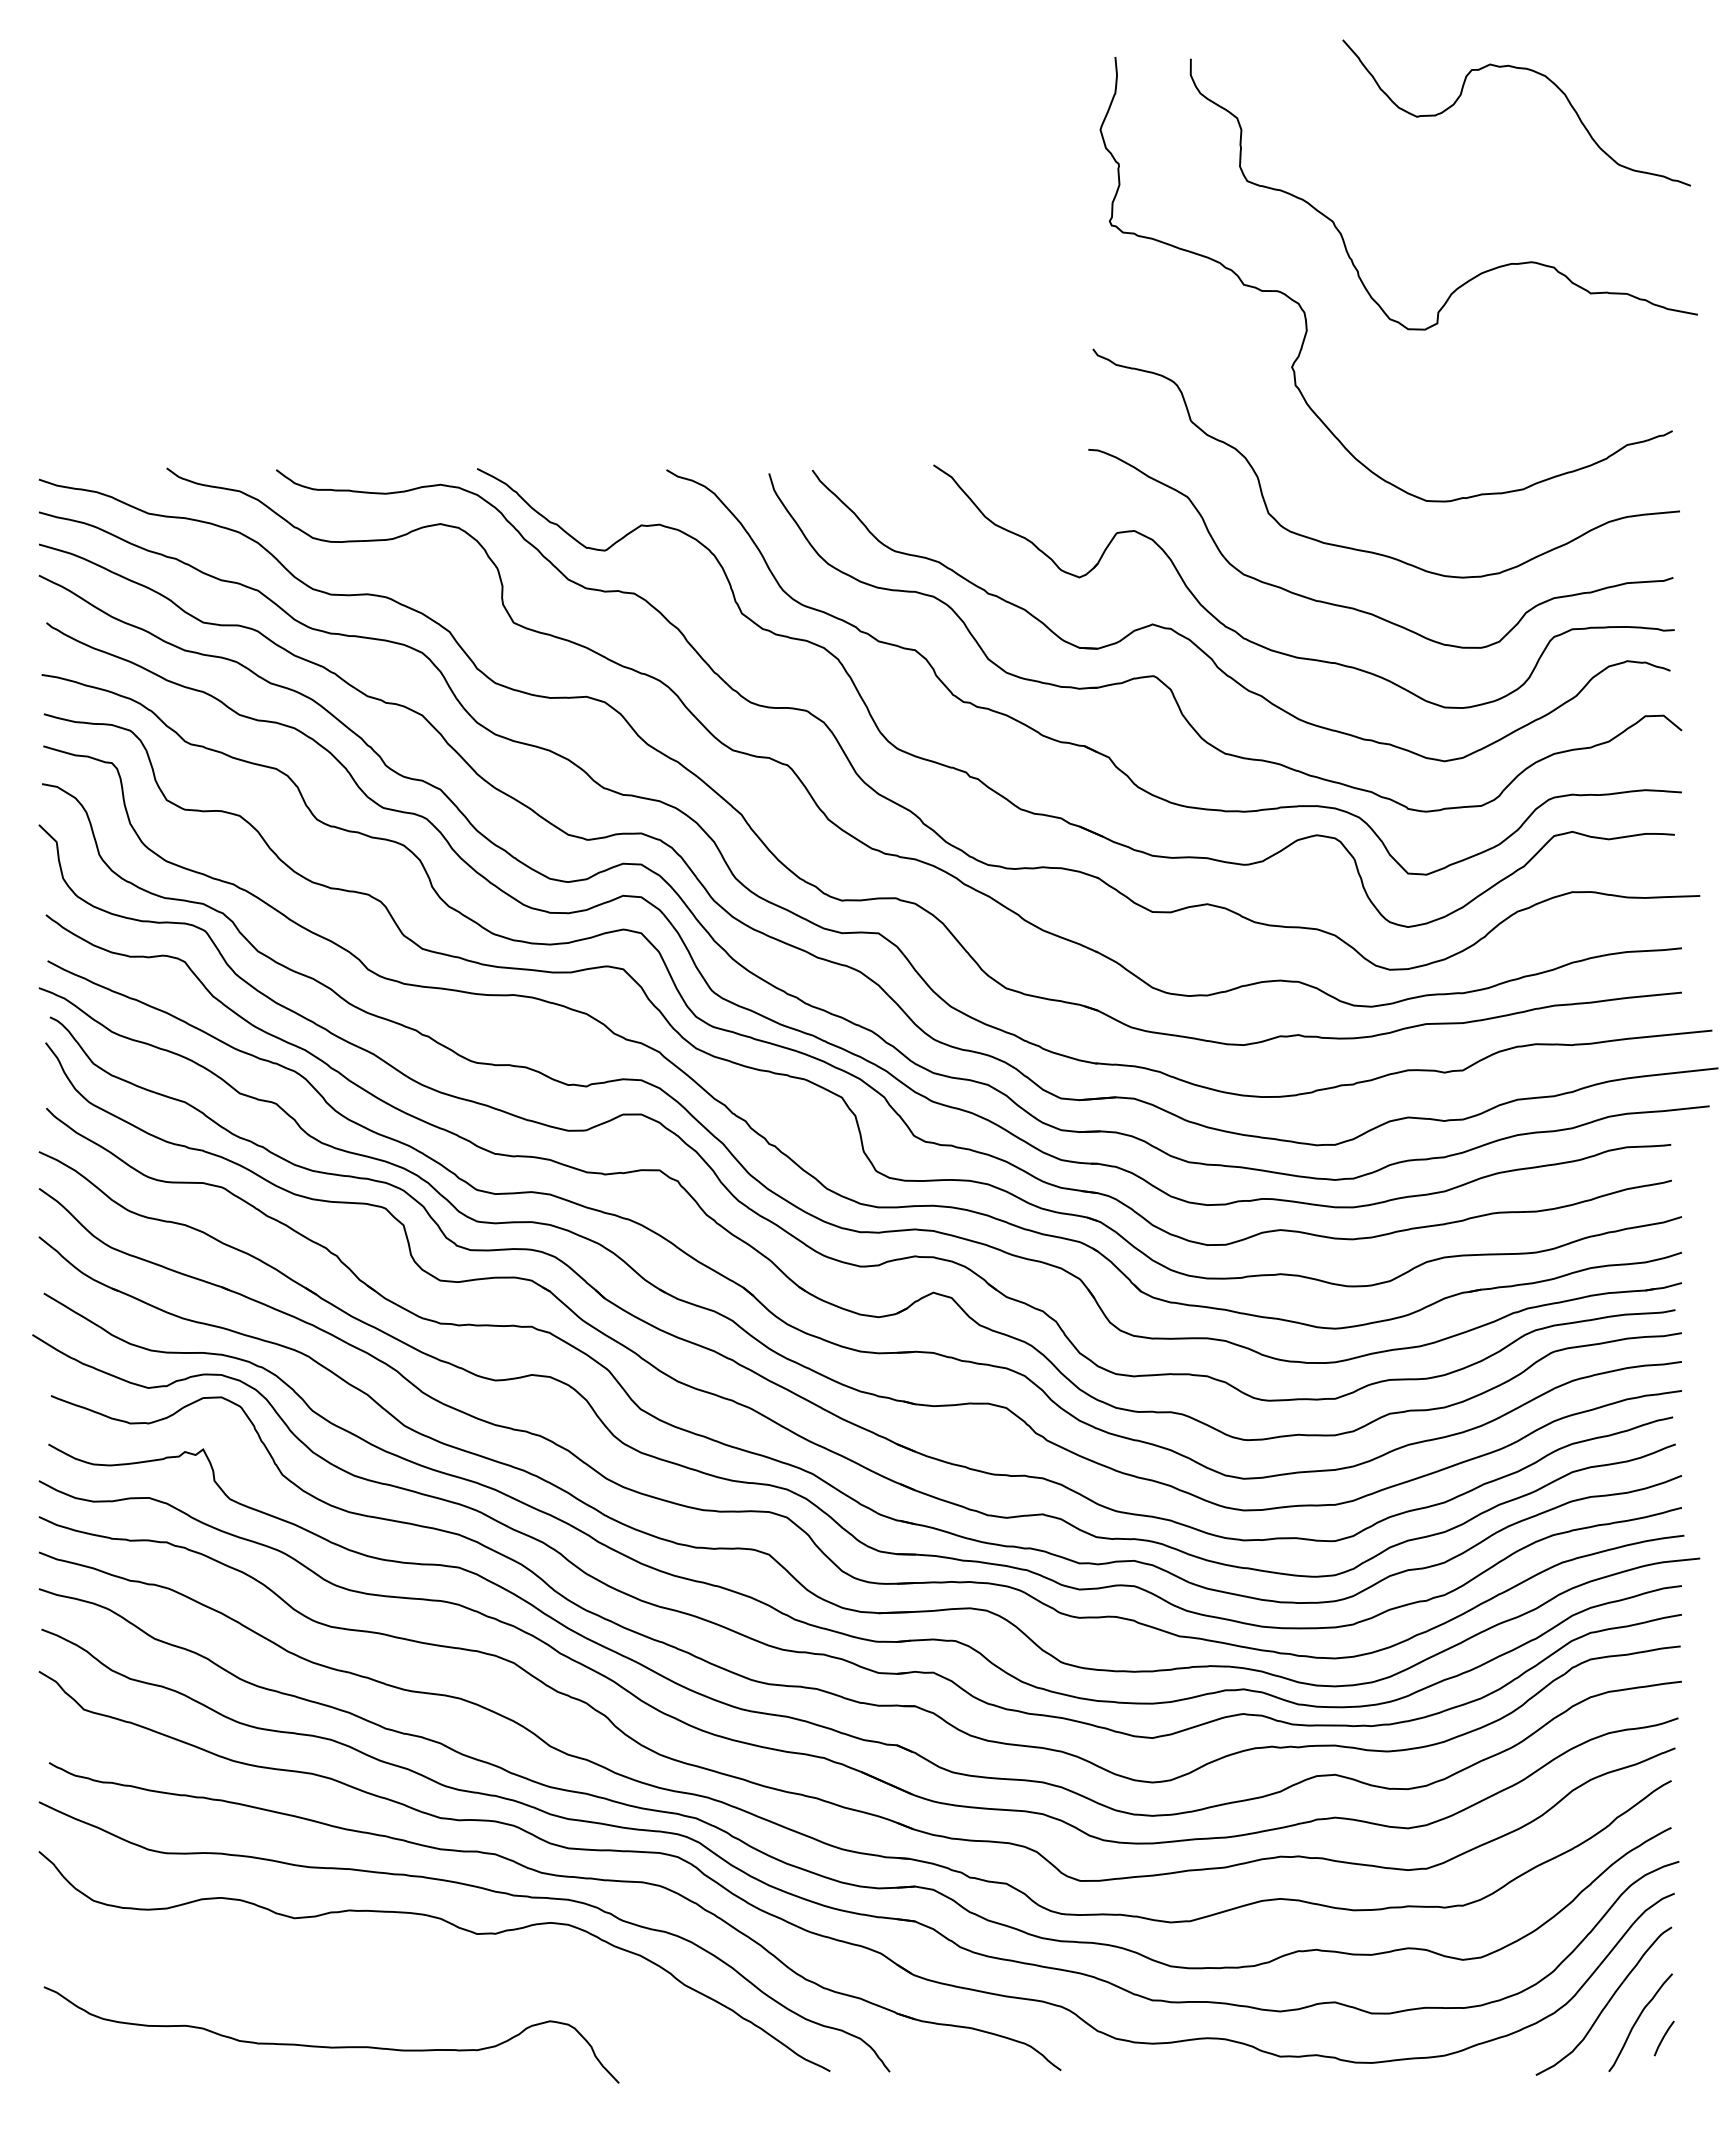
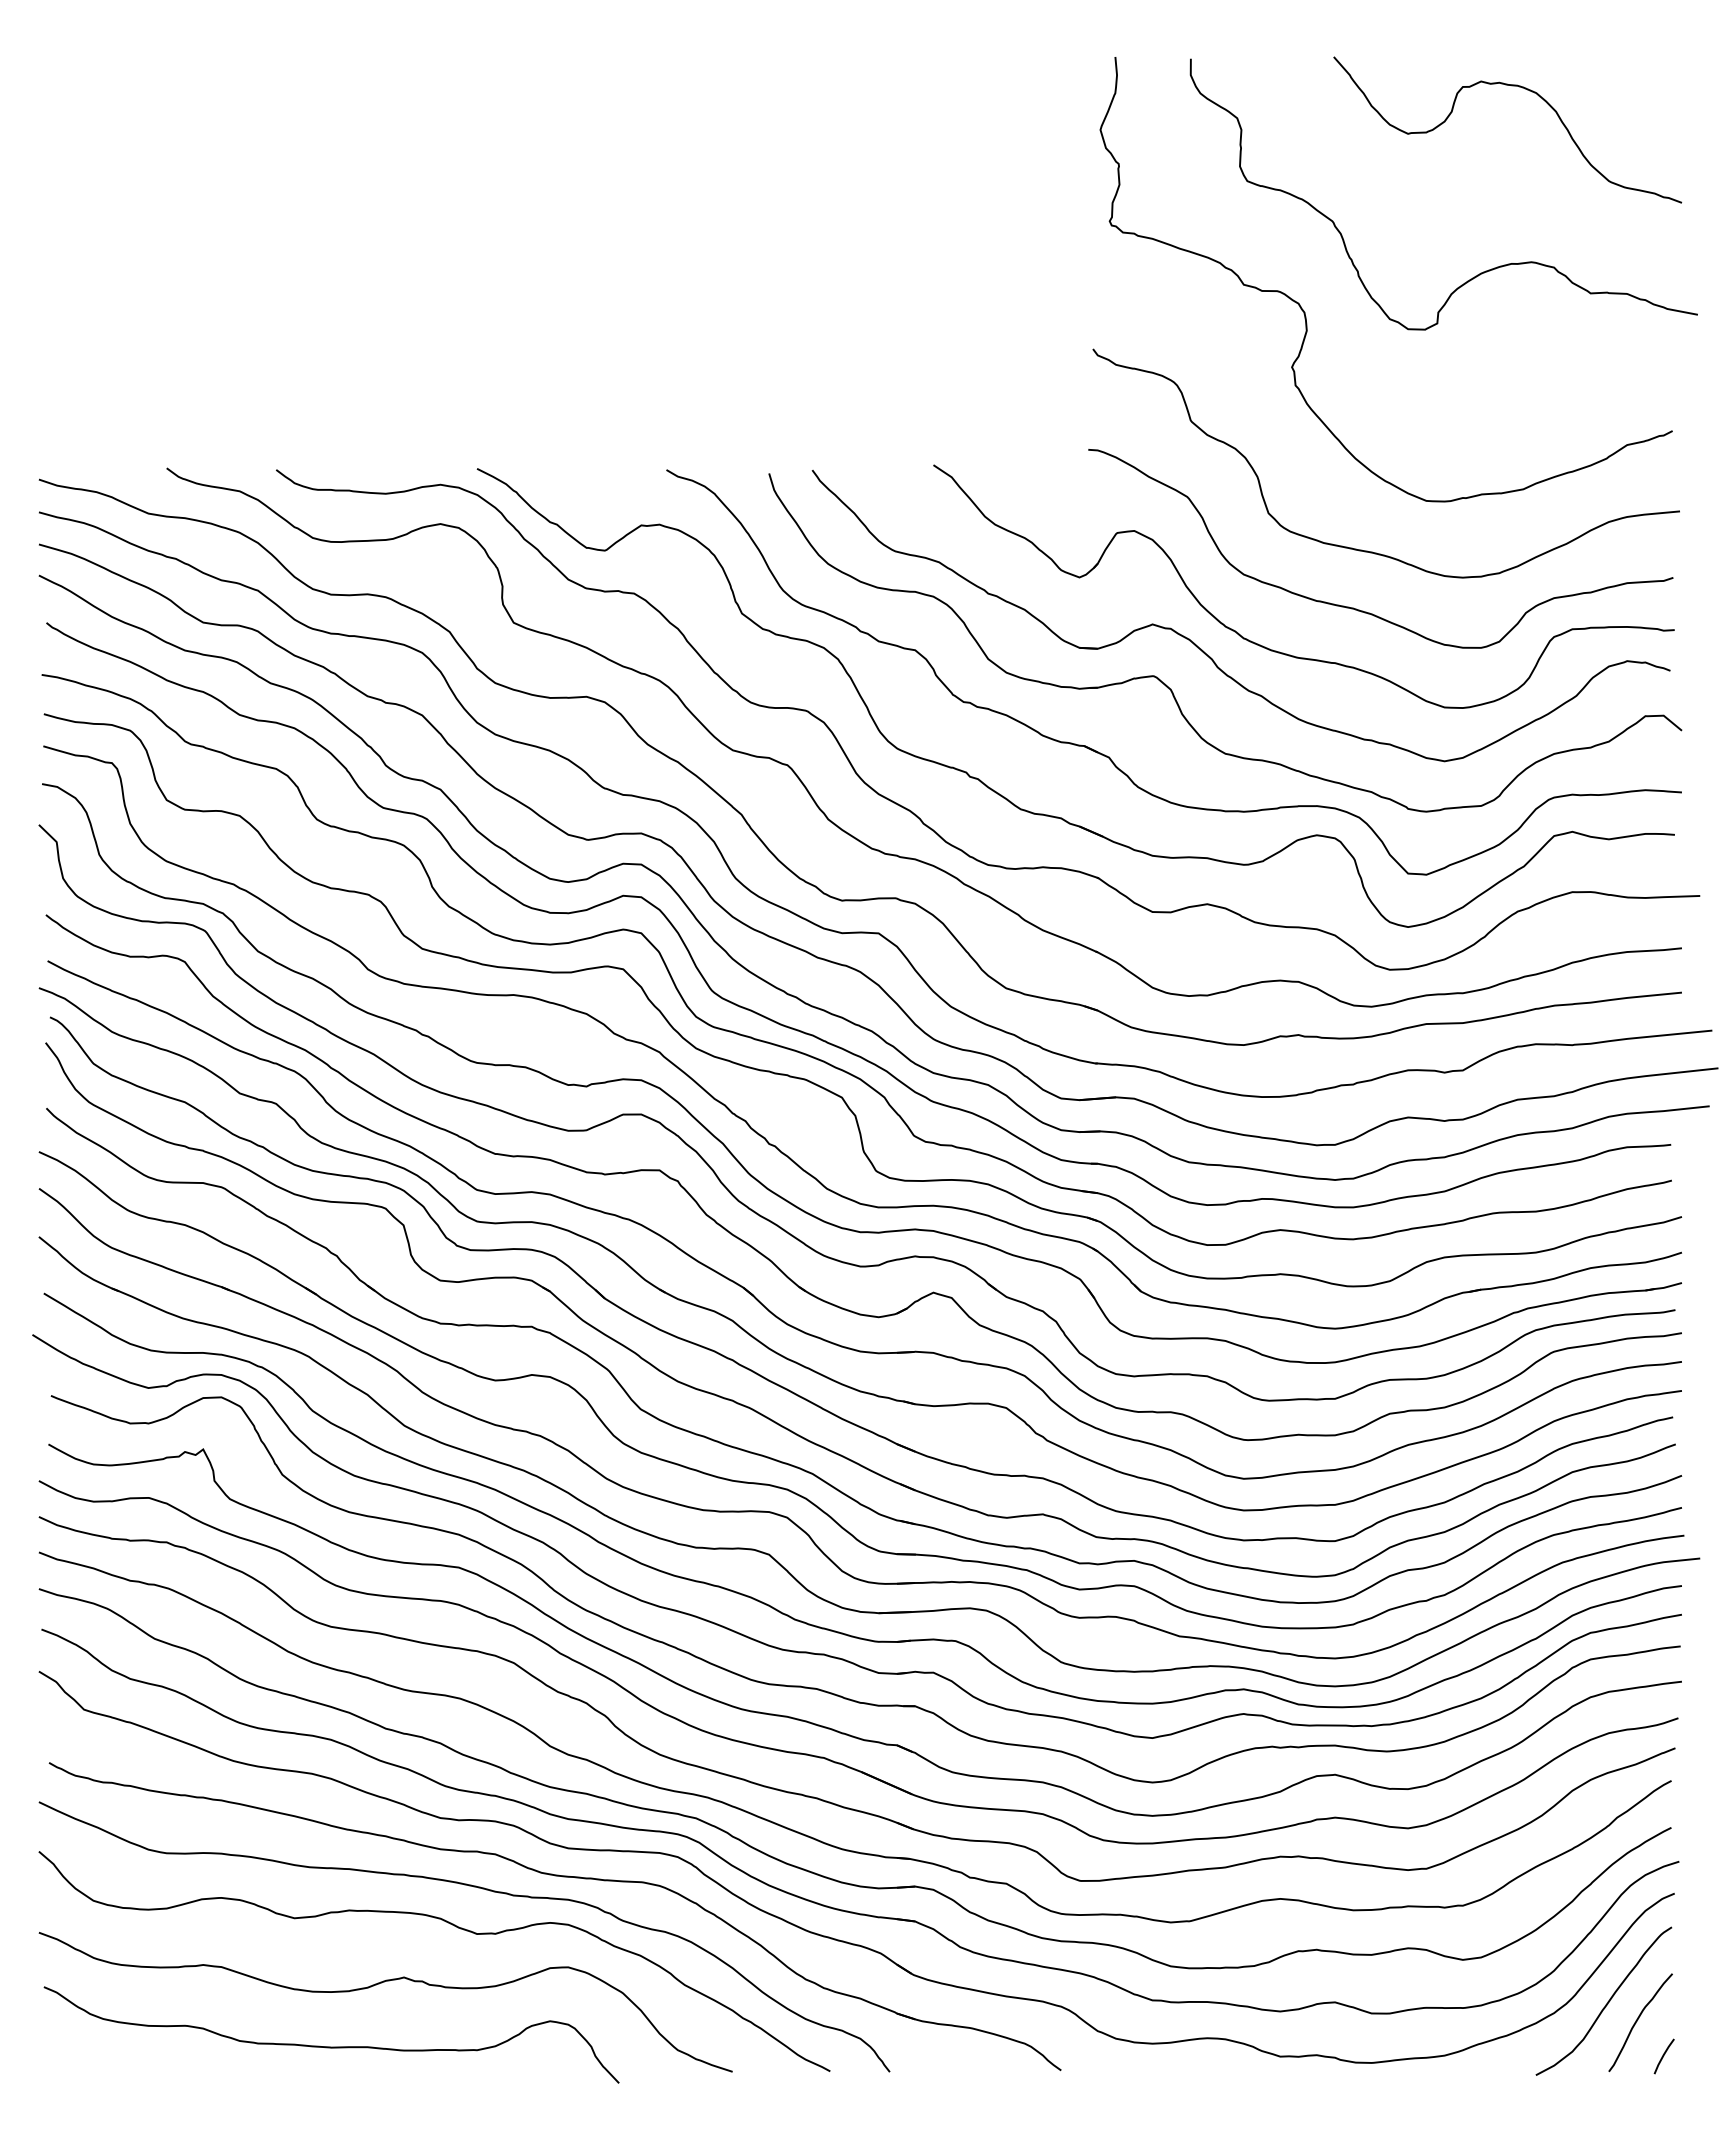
curve position: (1520, 69) -> (1511, 86) (1511, 86)
curve: none -> present (379, 1984)
line position: (1663, 2038) -> (1663, 2056) (1663, 2056)
